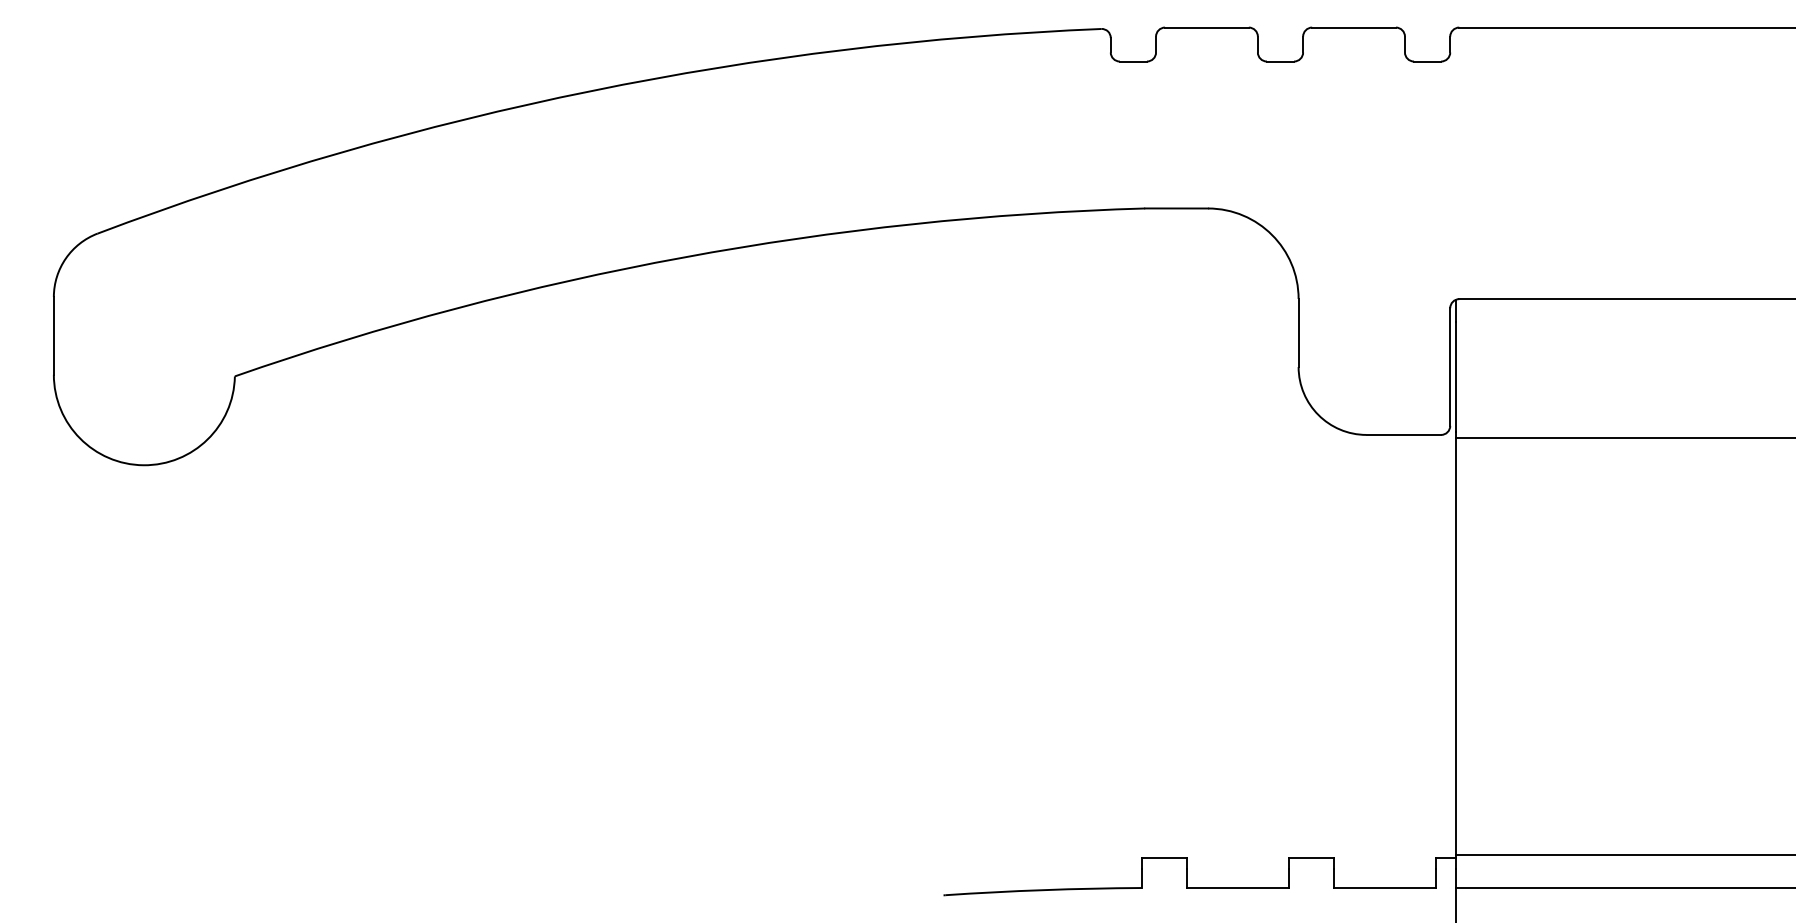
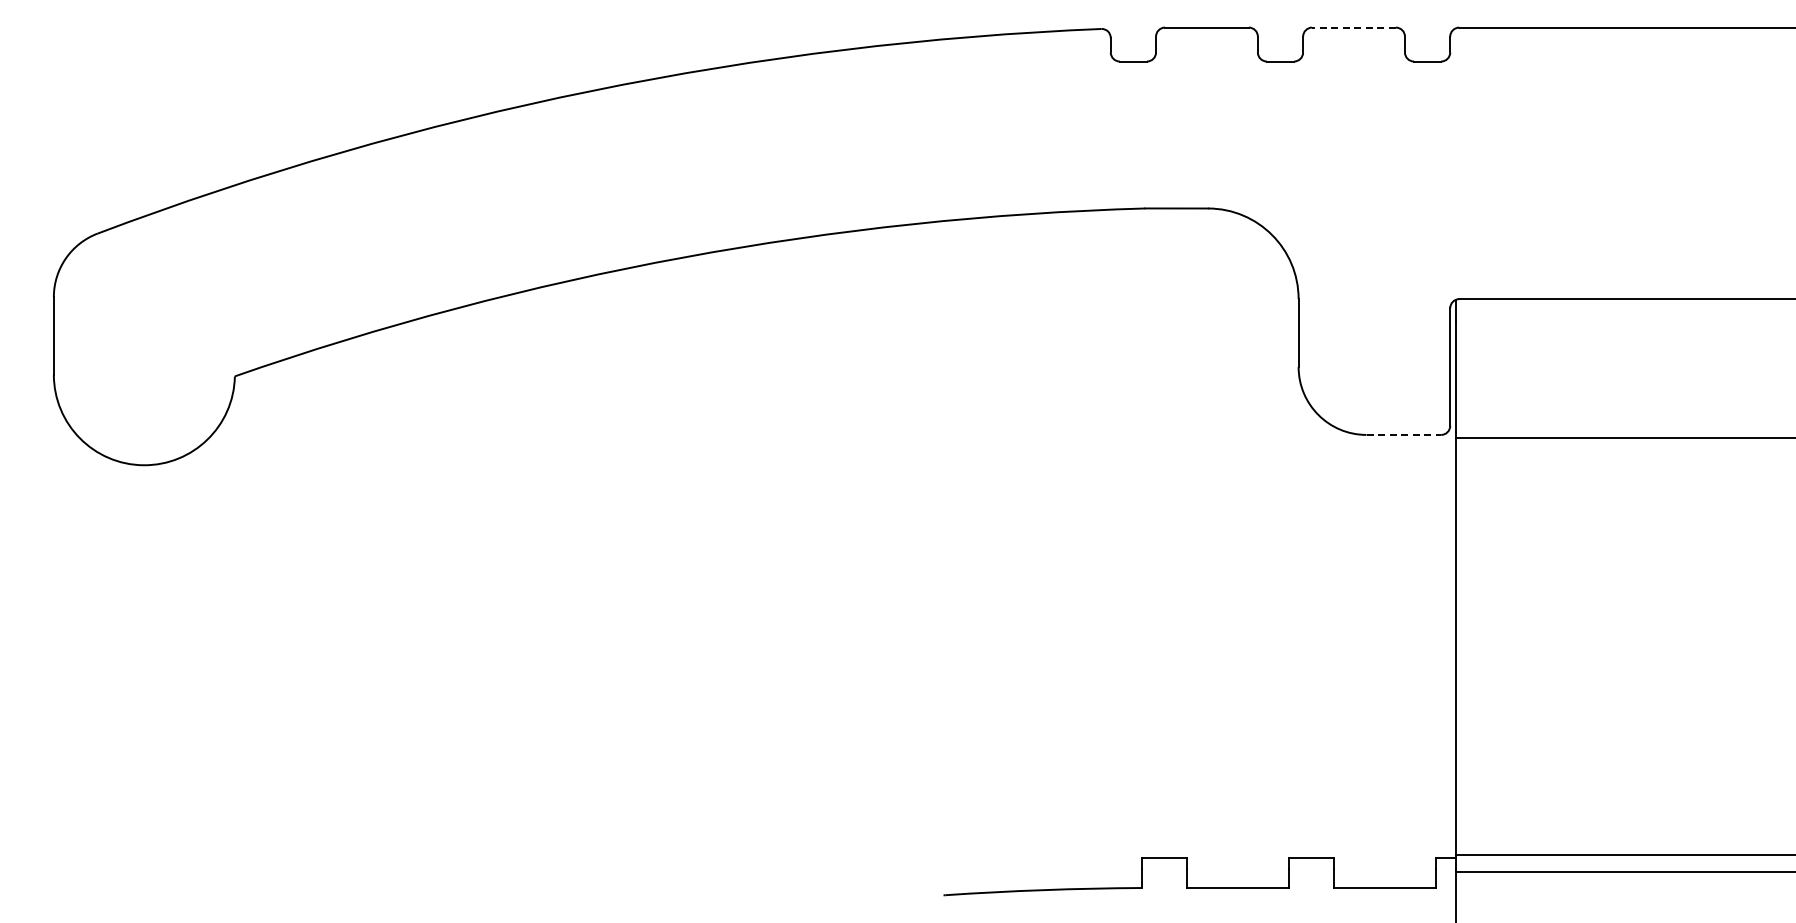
line: solid -> dashed (1354, 27)
line: solid -> dashed (1404, 434)
line position: (1623, 887) -> (1623, 871) (1623, 871)
